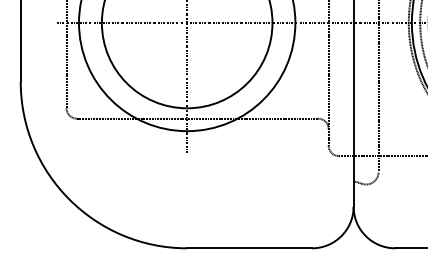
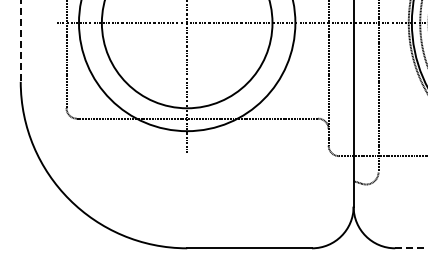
line: solid -> dashed (20, 40)
line: solid -> dashed (411, 248)
